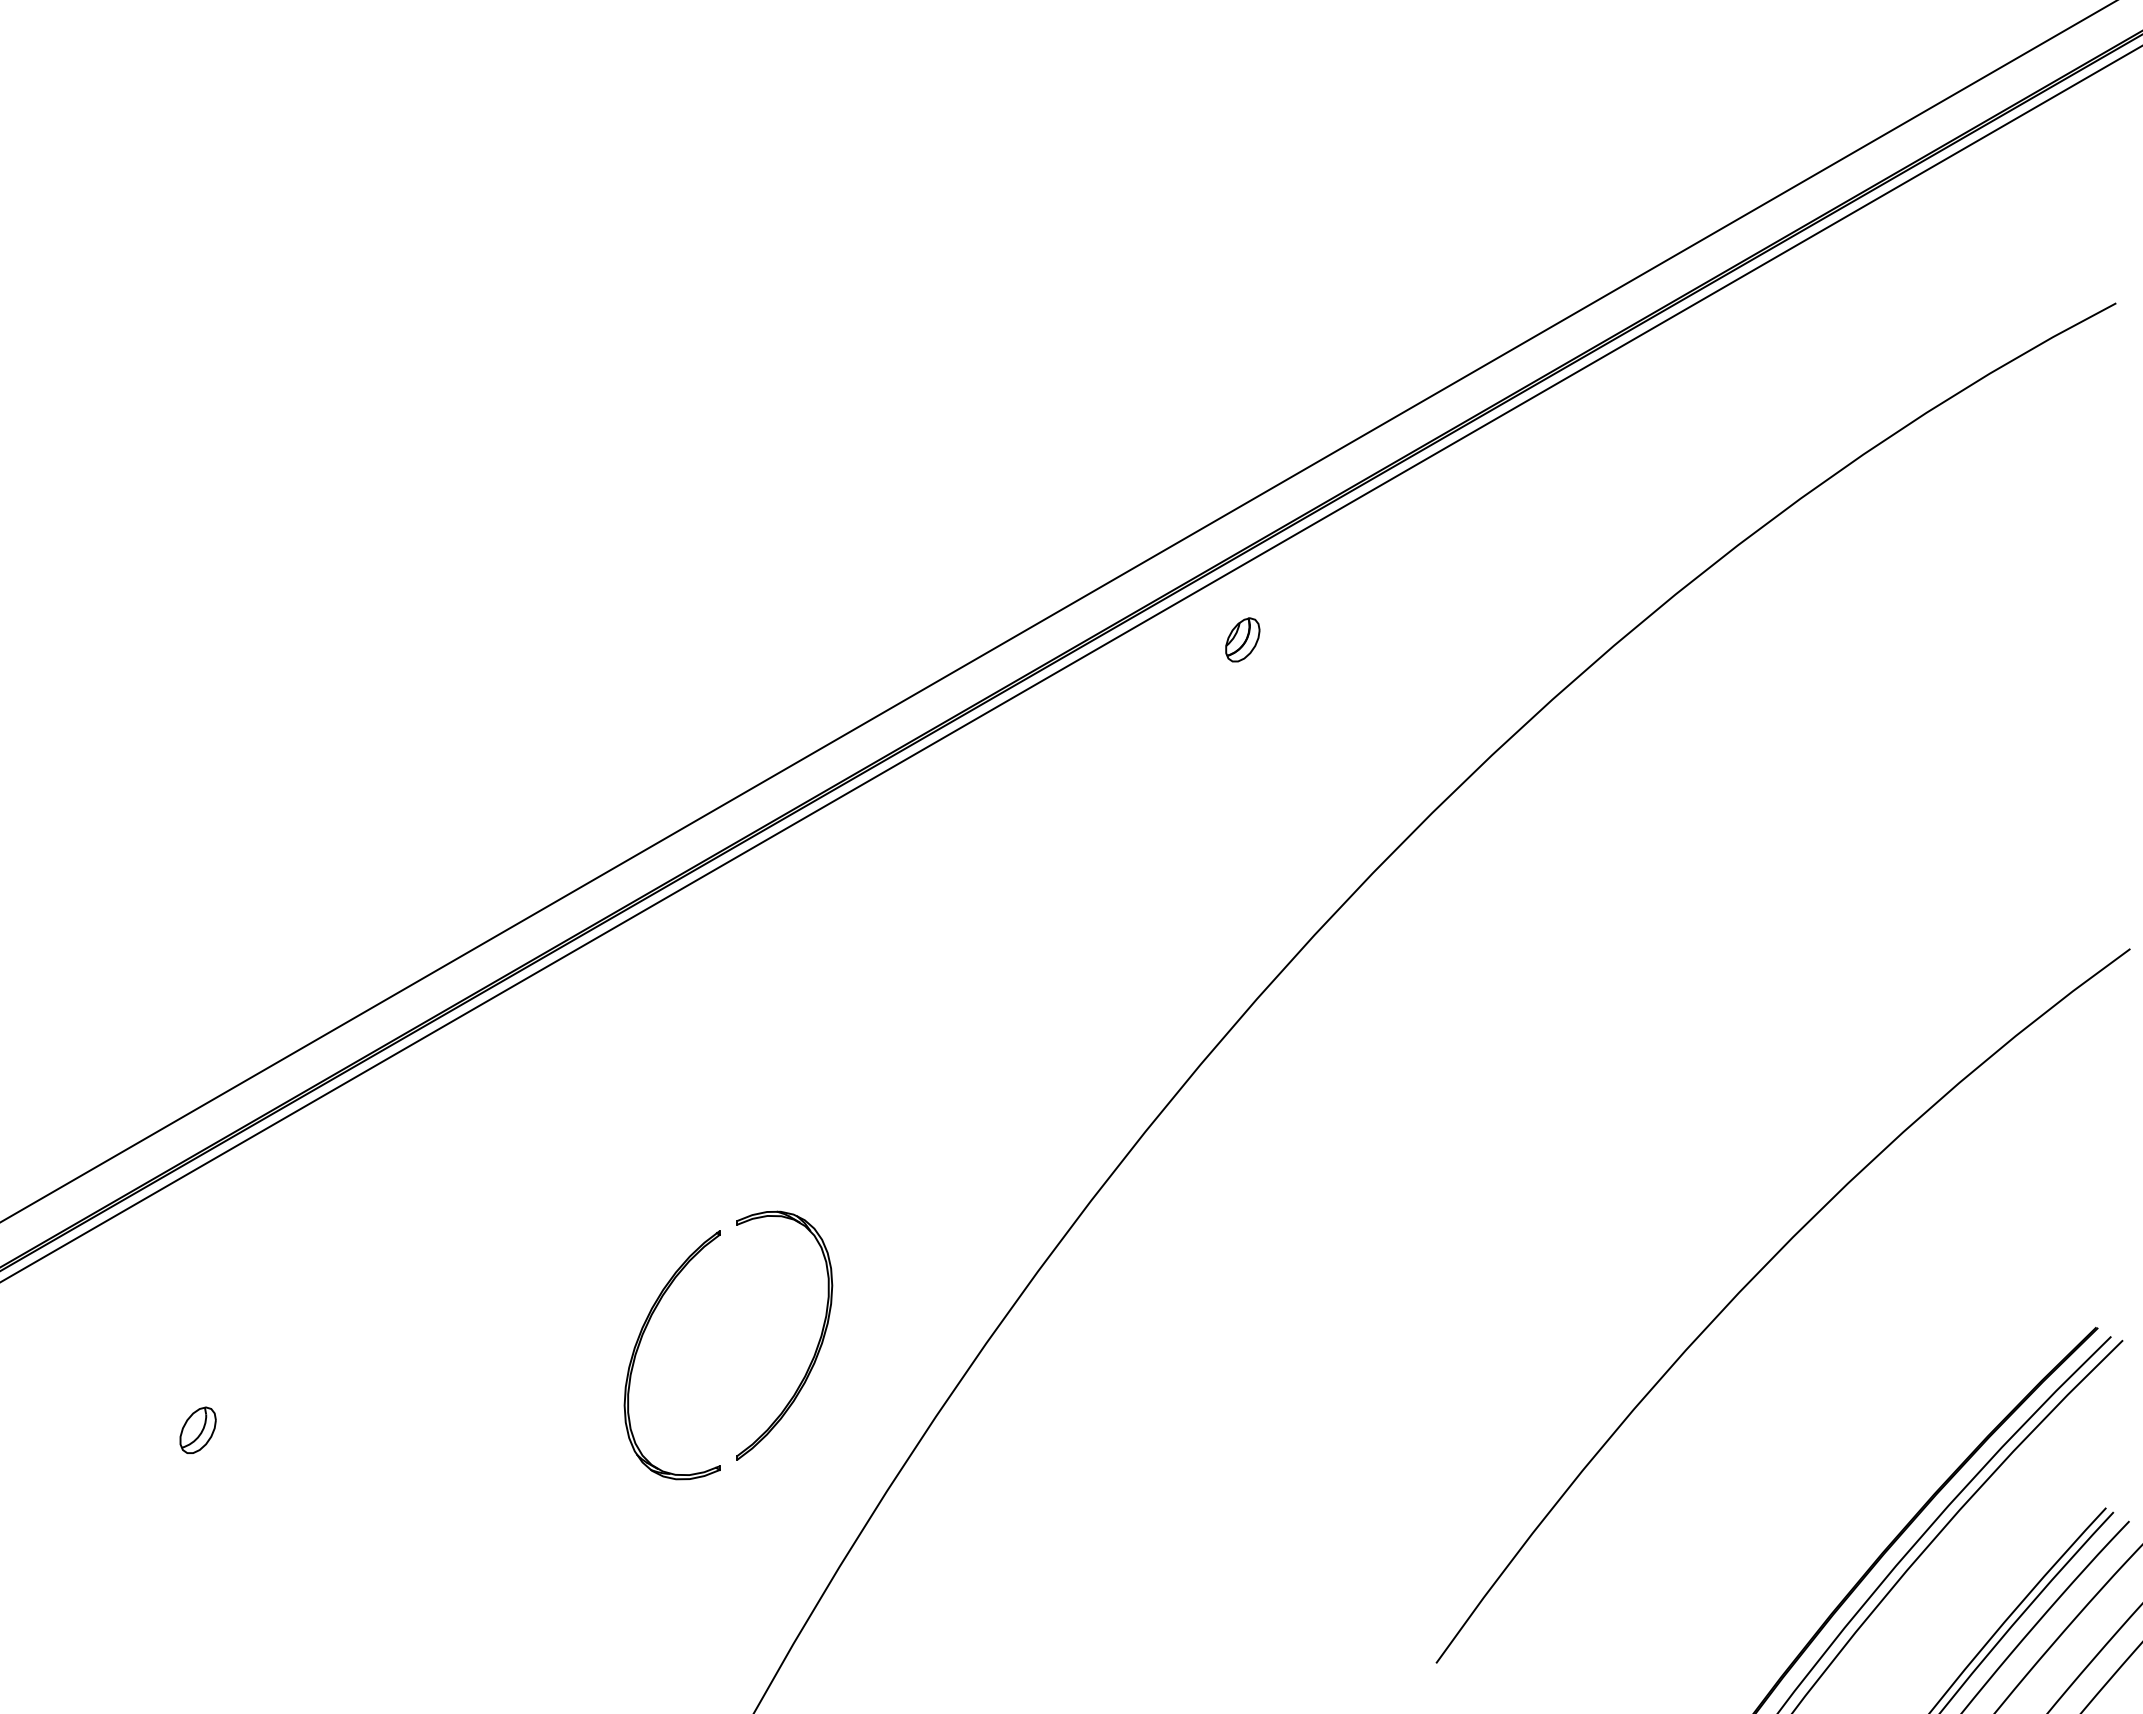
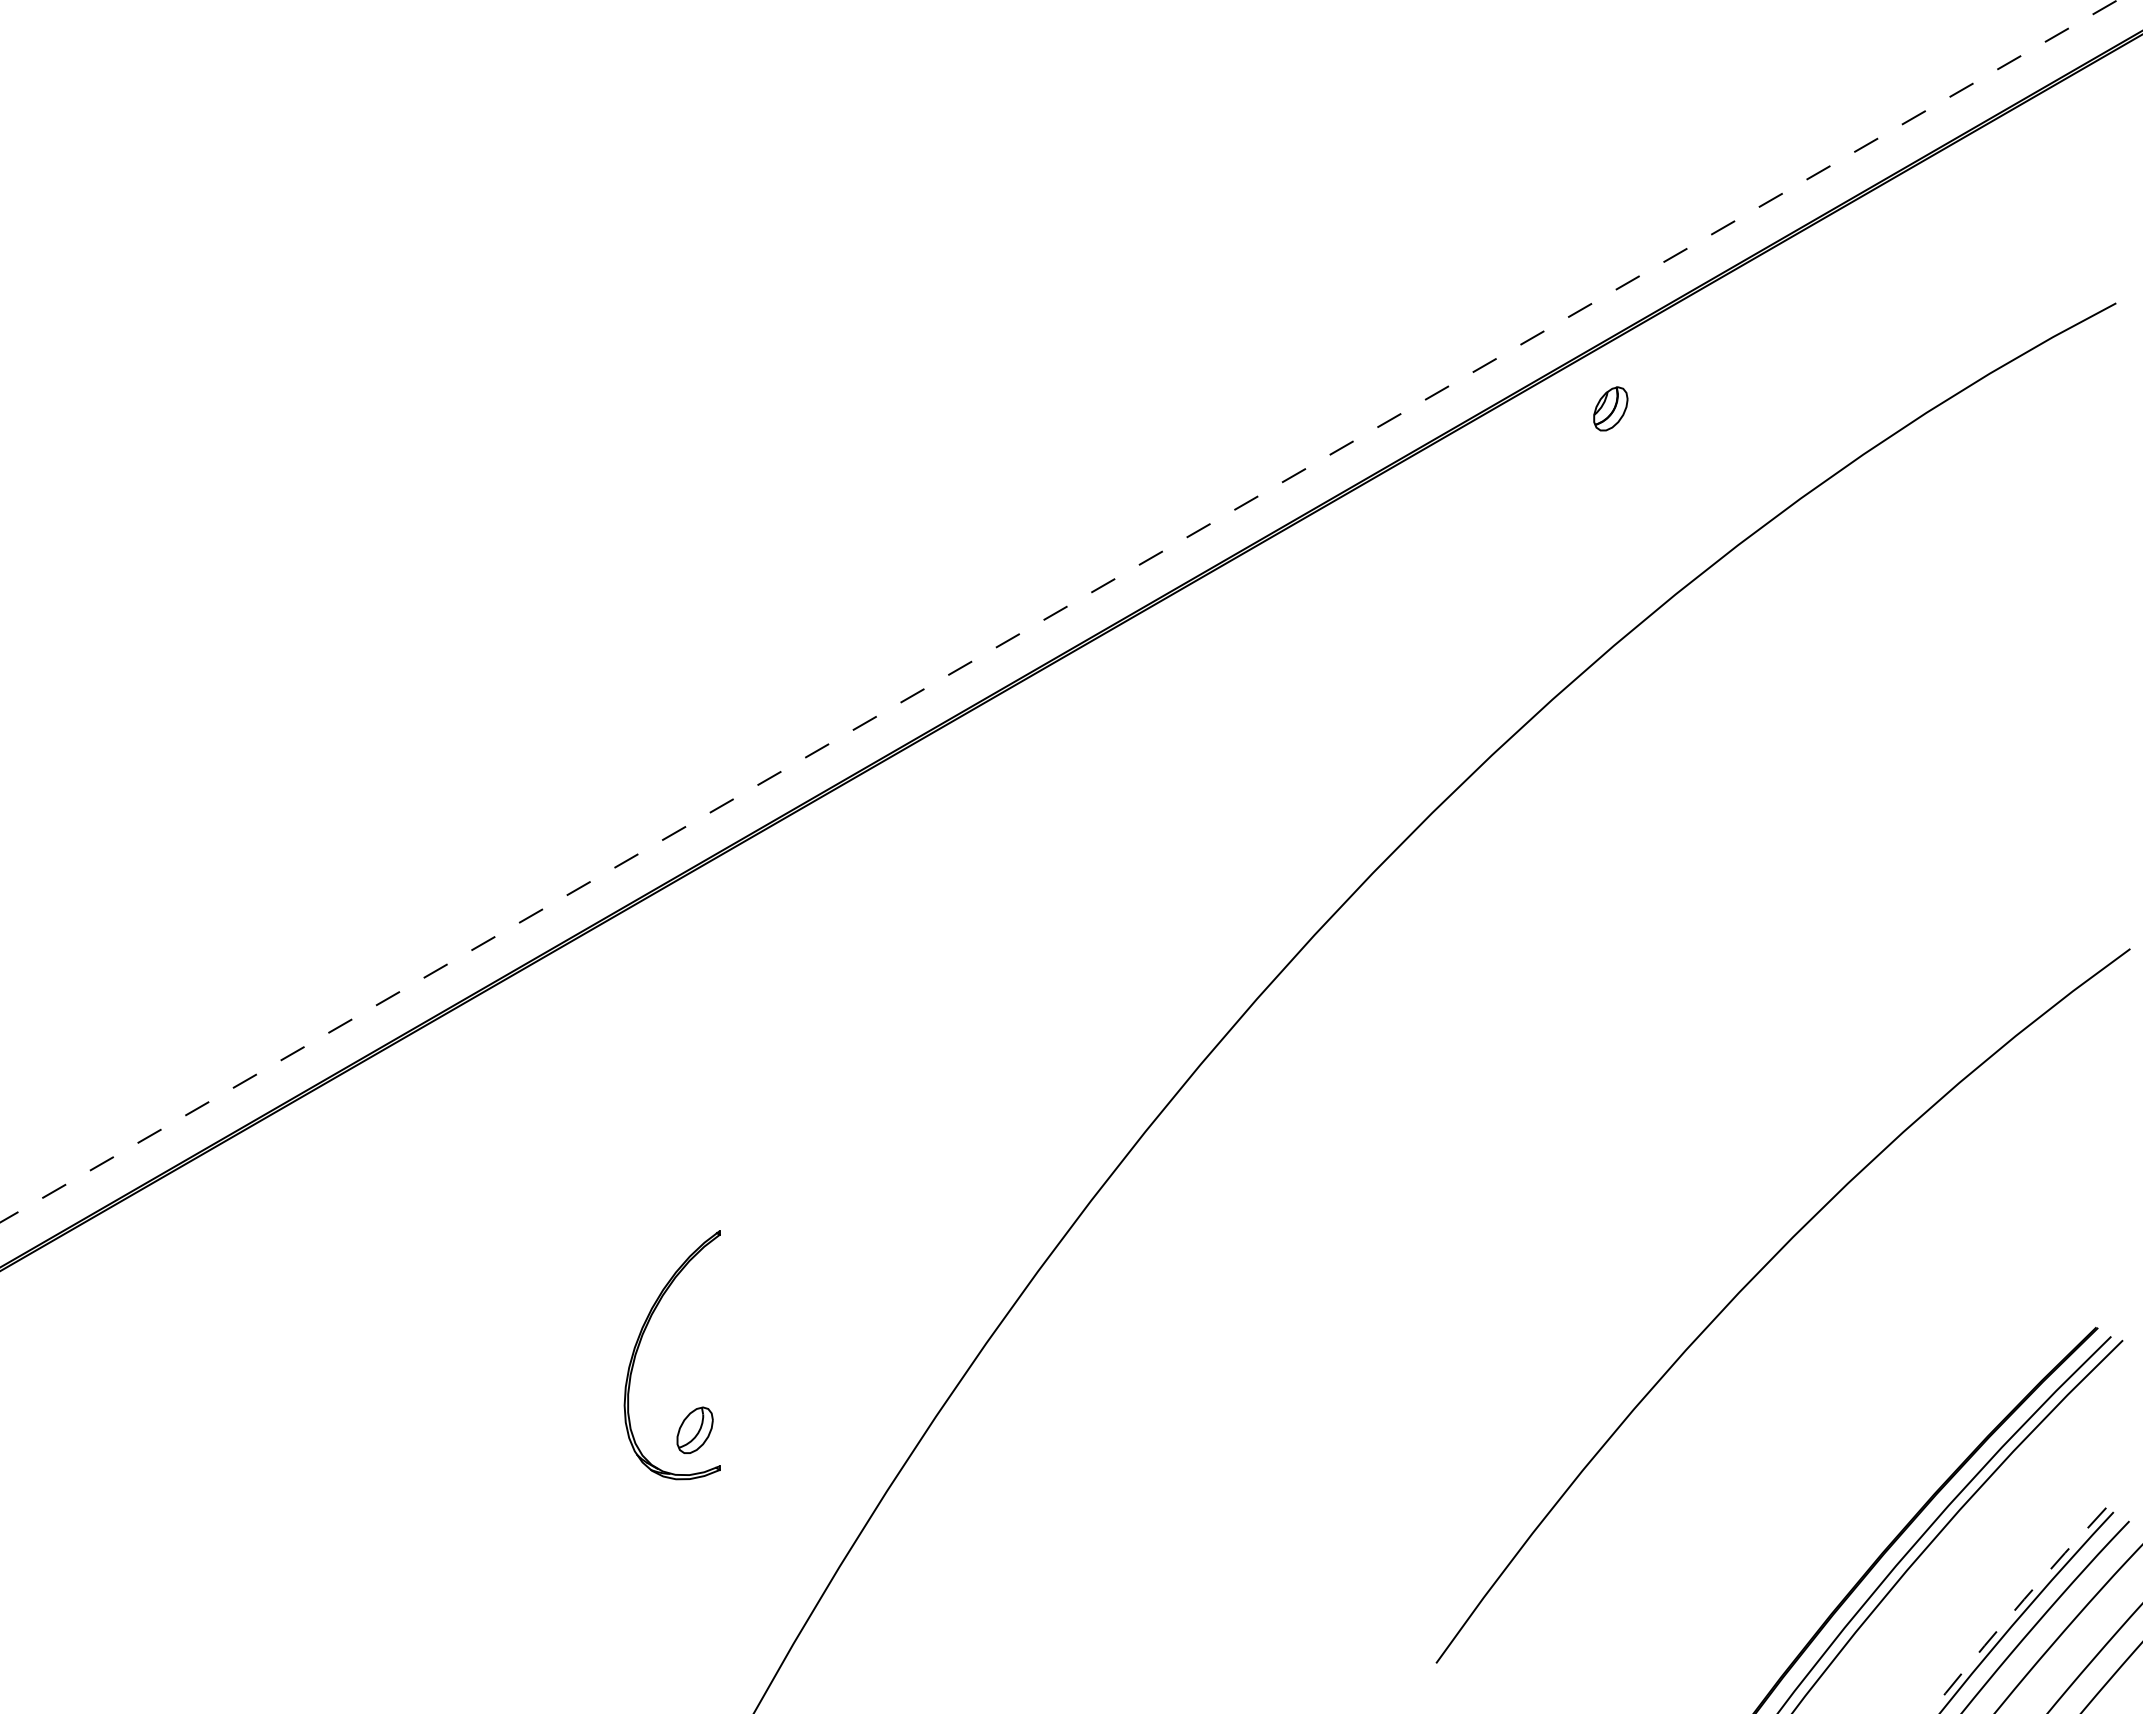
line: solid -> dashed (1059, 611)
part position: (1242, 639) -> (1610, 408) (1610, 408)
line: present -> none (1070, 664)
part: present -> none (816, 1346)
part position: (197, 1429) -> (694, 1429) (694, 1429)
arc: solid -> dashed (2016, 1608)
